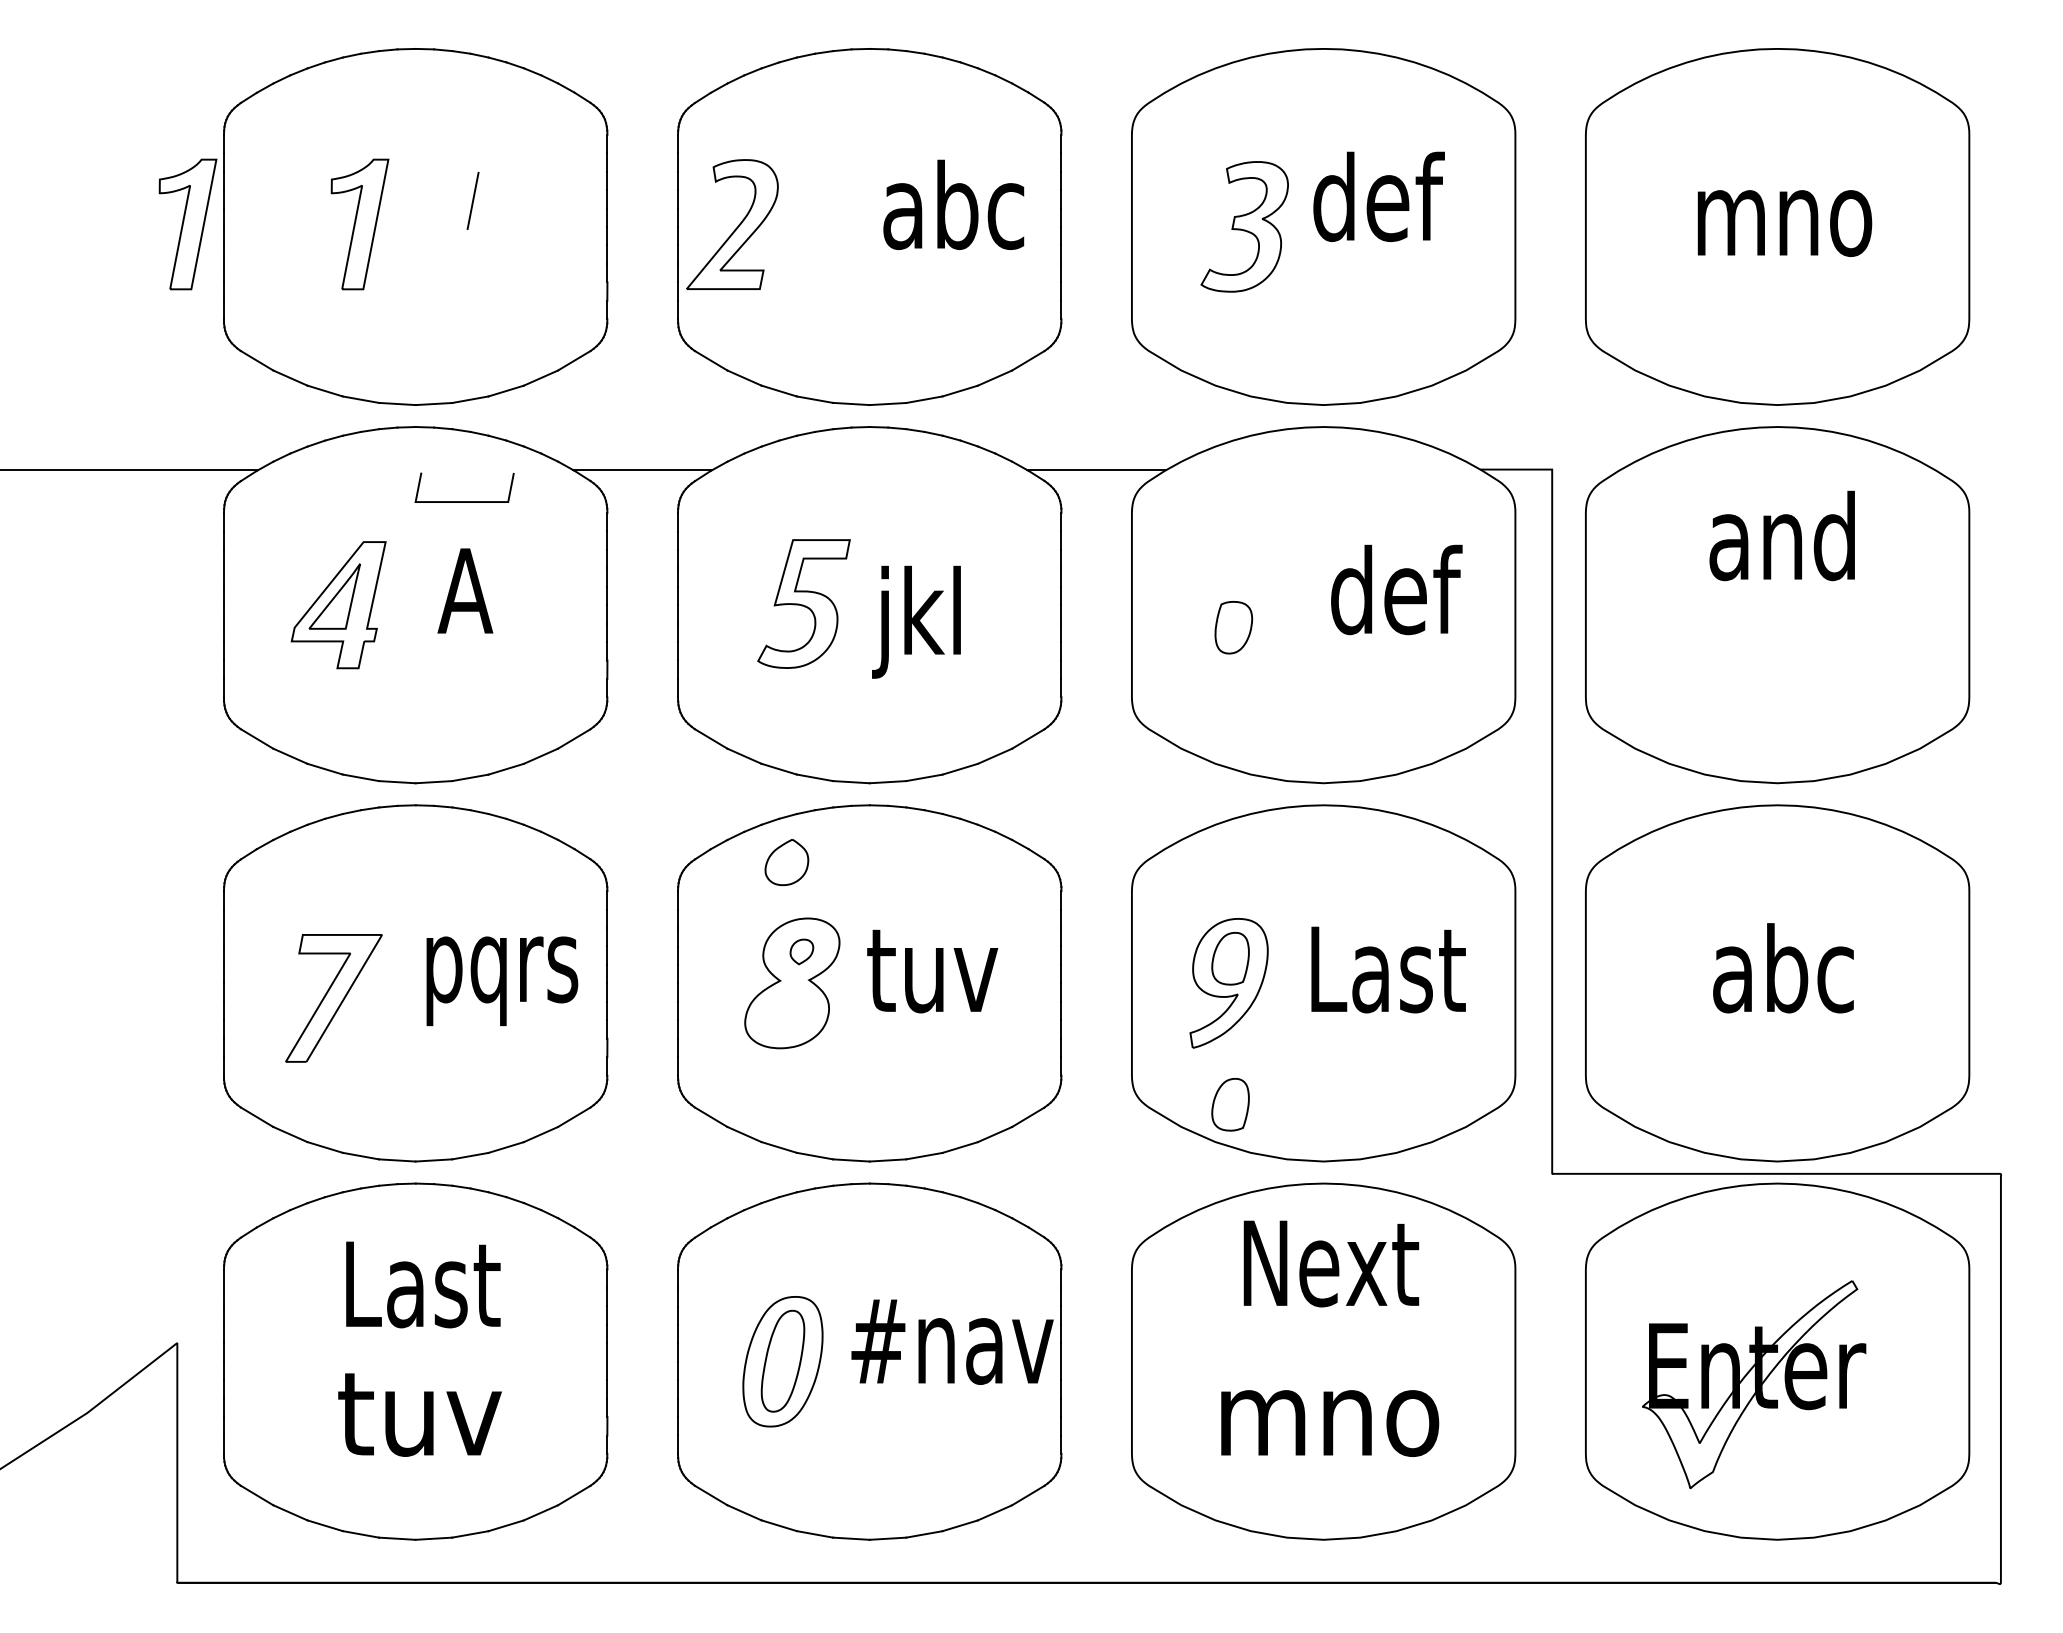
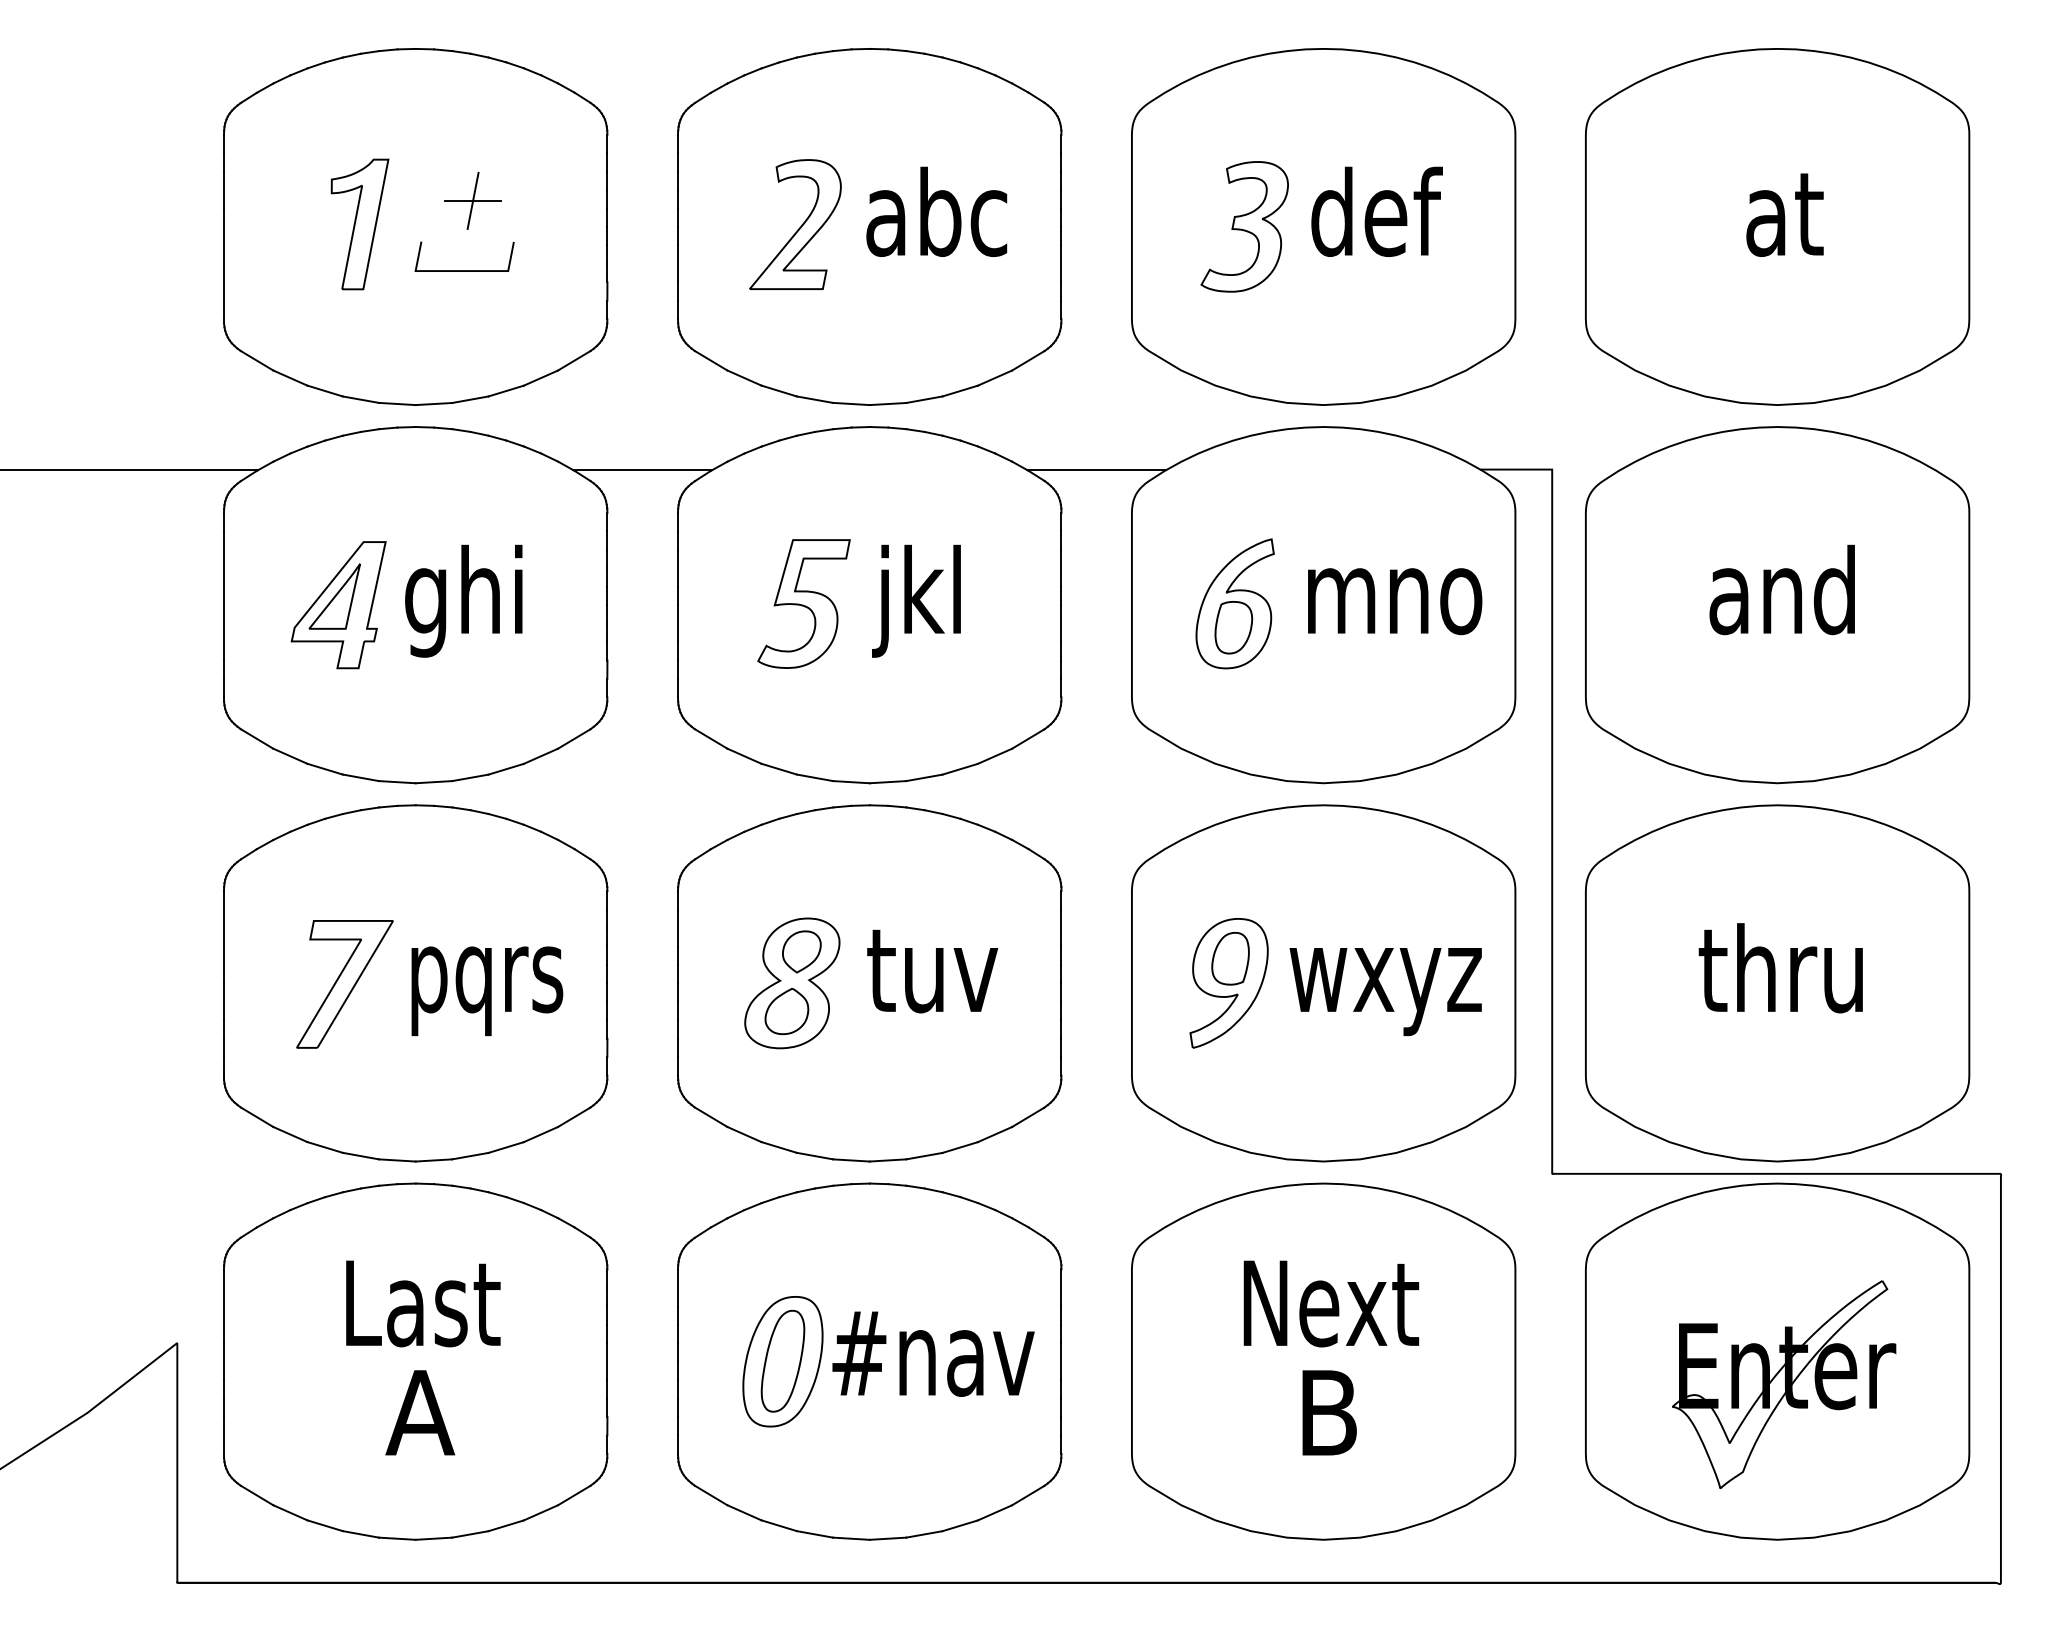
text position: (1378, 196) -> (1376, 211) (1376, 211)
line: none -> present (472, 200)
text position: (953, 204) -> (936, 211) (936, 211)
text: mno -> at (1784, 215)
part: present -> none (187, 224)
part position: (732, 224) -> (795, 224) (795, 224)
line position: (464, 501) -> (464, 270) (464, 270)
text position: (1781, 535) -> (1781, 589) (1781, 589)
text: def -> mno (1395, 589)
text: A -> ghi (463, 600)
part: none -> present (1234, 603)
text position: (916, 621) -> (916, 600) (916, 600)
part position: (786, 862) -> (786, 1011) (786, 1011)
part size: 26x28 px -> 40x44 px (801, 951)
text: abc -> thru (1780, 968)
text position: (502, 981) -> (487, 991) (487, 991)
text: Last -> wxyz (1385, 981)
part position: (333, 998) -> (344, 984) (344, 984)
part: present -> none (1230, 1104)
text position: (1331, 1263) -> (1331, 1303) (1331, 1303)
text position: (423, 1284) -> (423, 1303) (423, 1303)
text position: (952, 1341) -> (933, 1353) (933, 1353)
part position: (1754, 1384) -> (1784, 1384) (1784, 1384)
text: tuv -> A (419, 1413)
text: mno -> B (1330, 1413)
